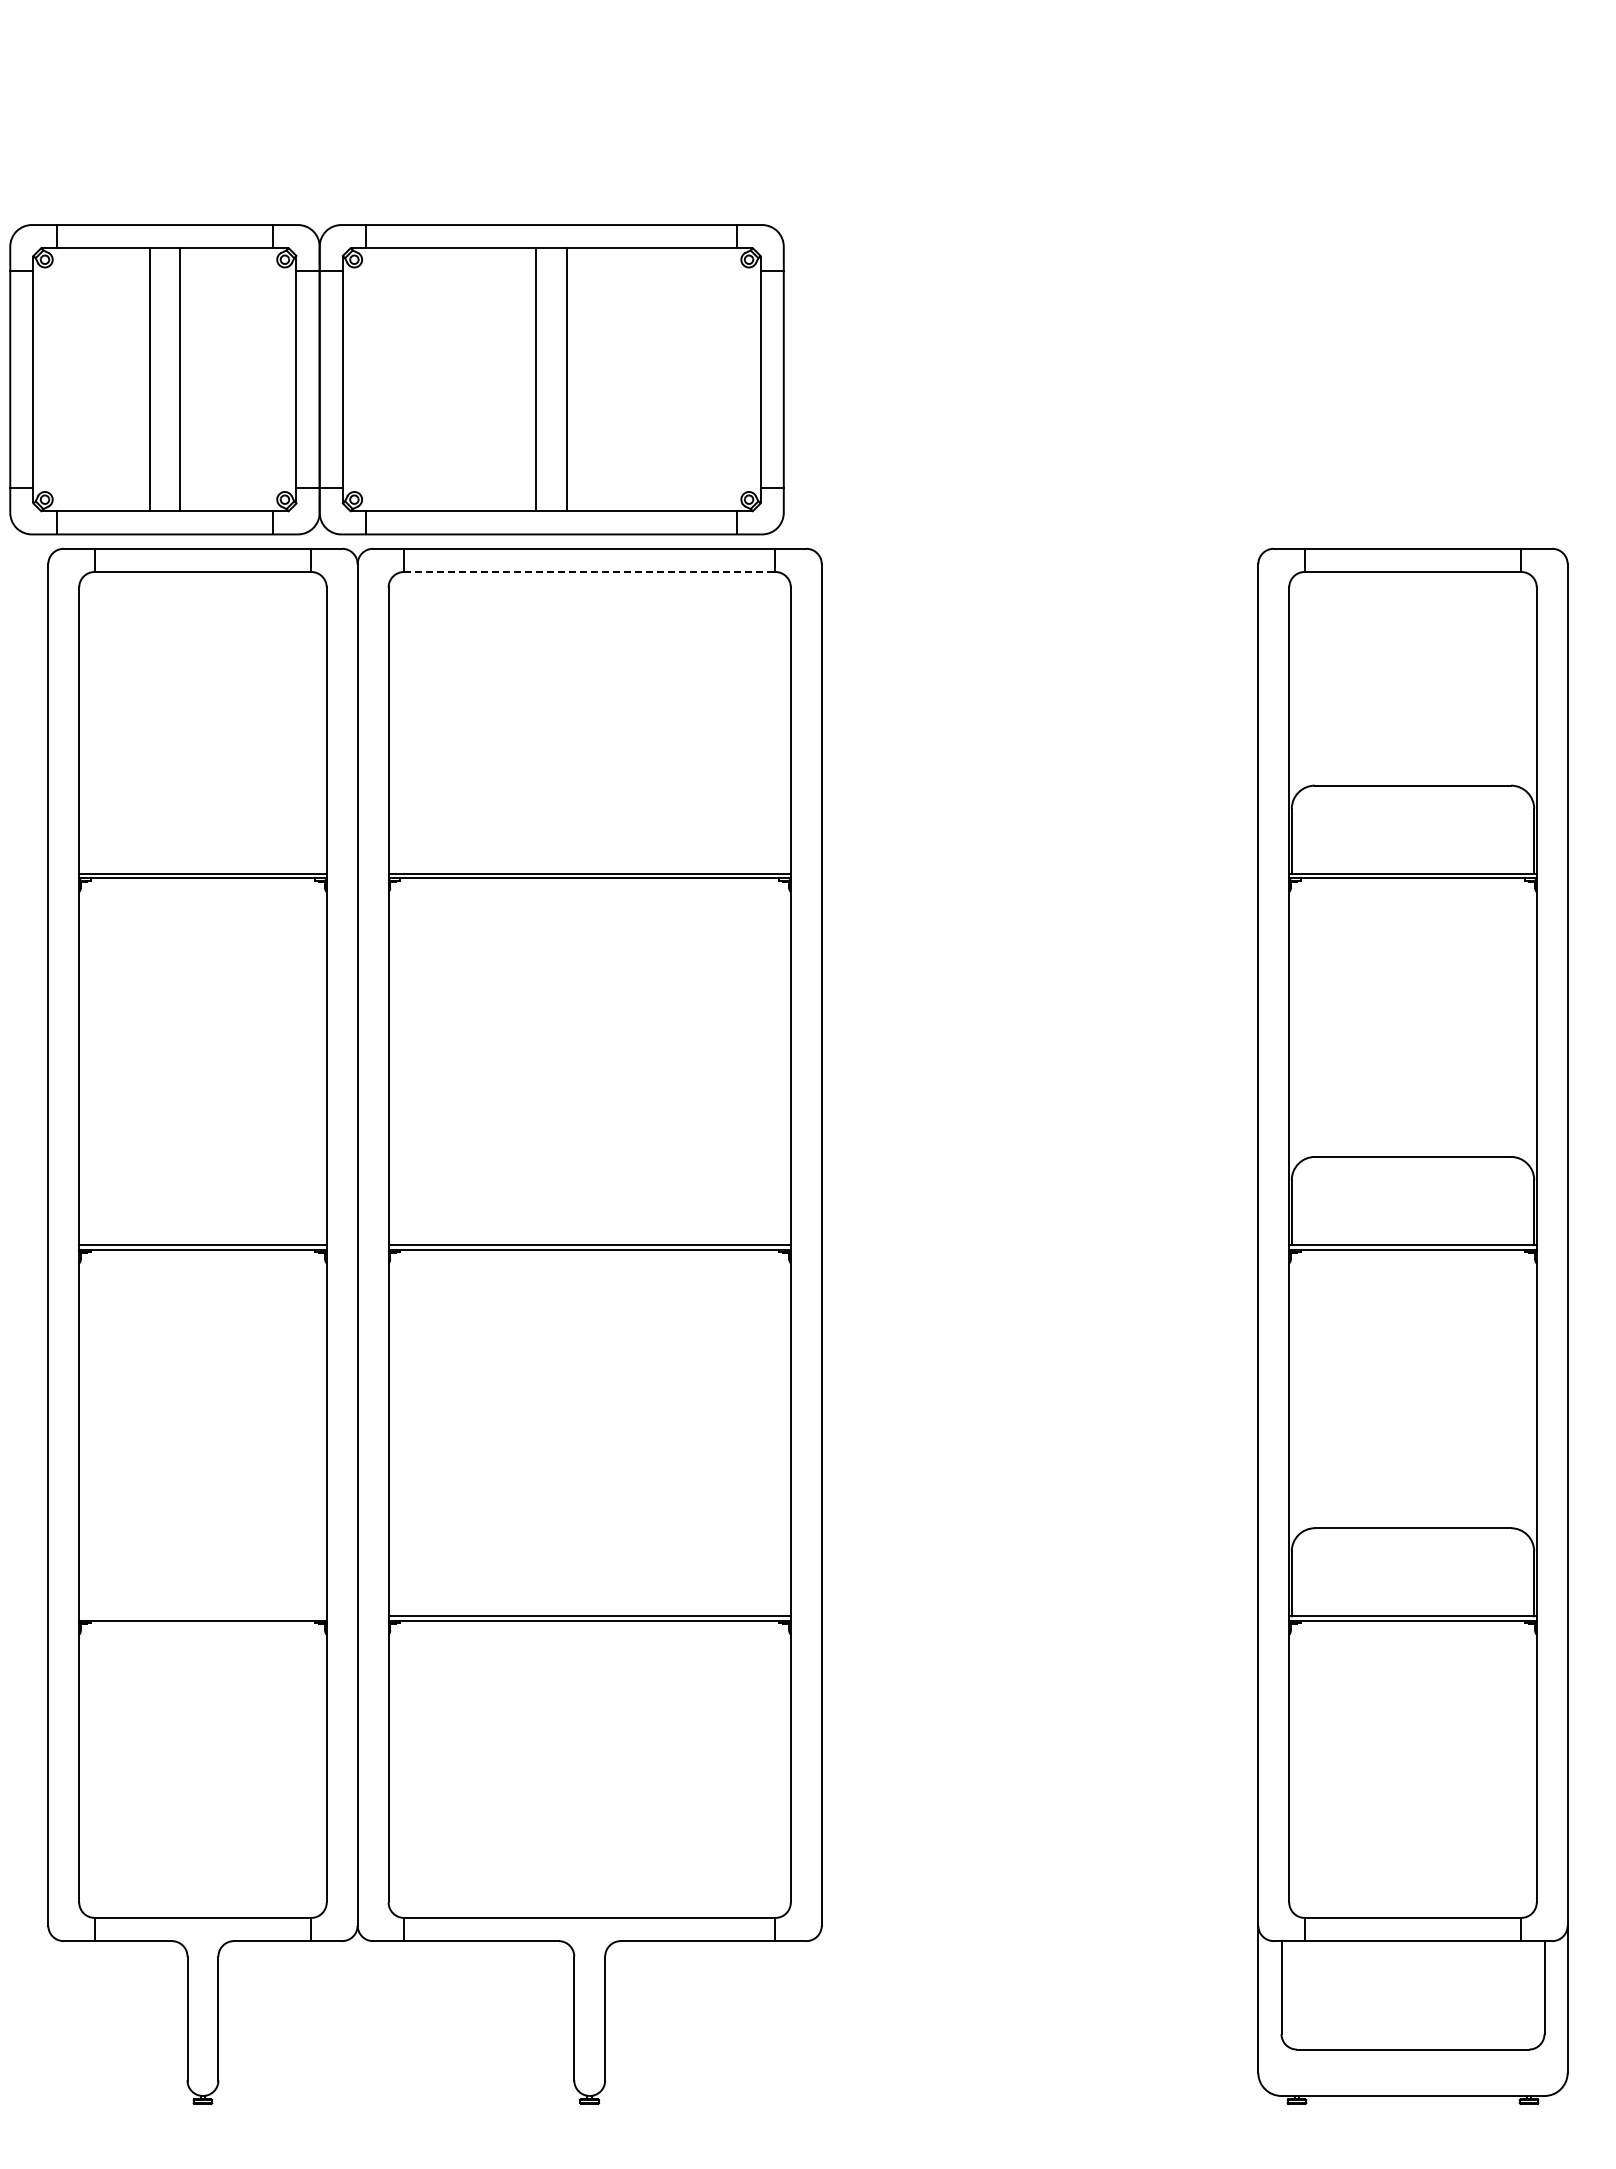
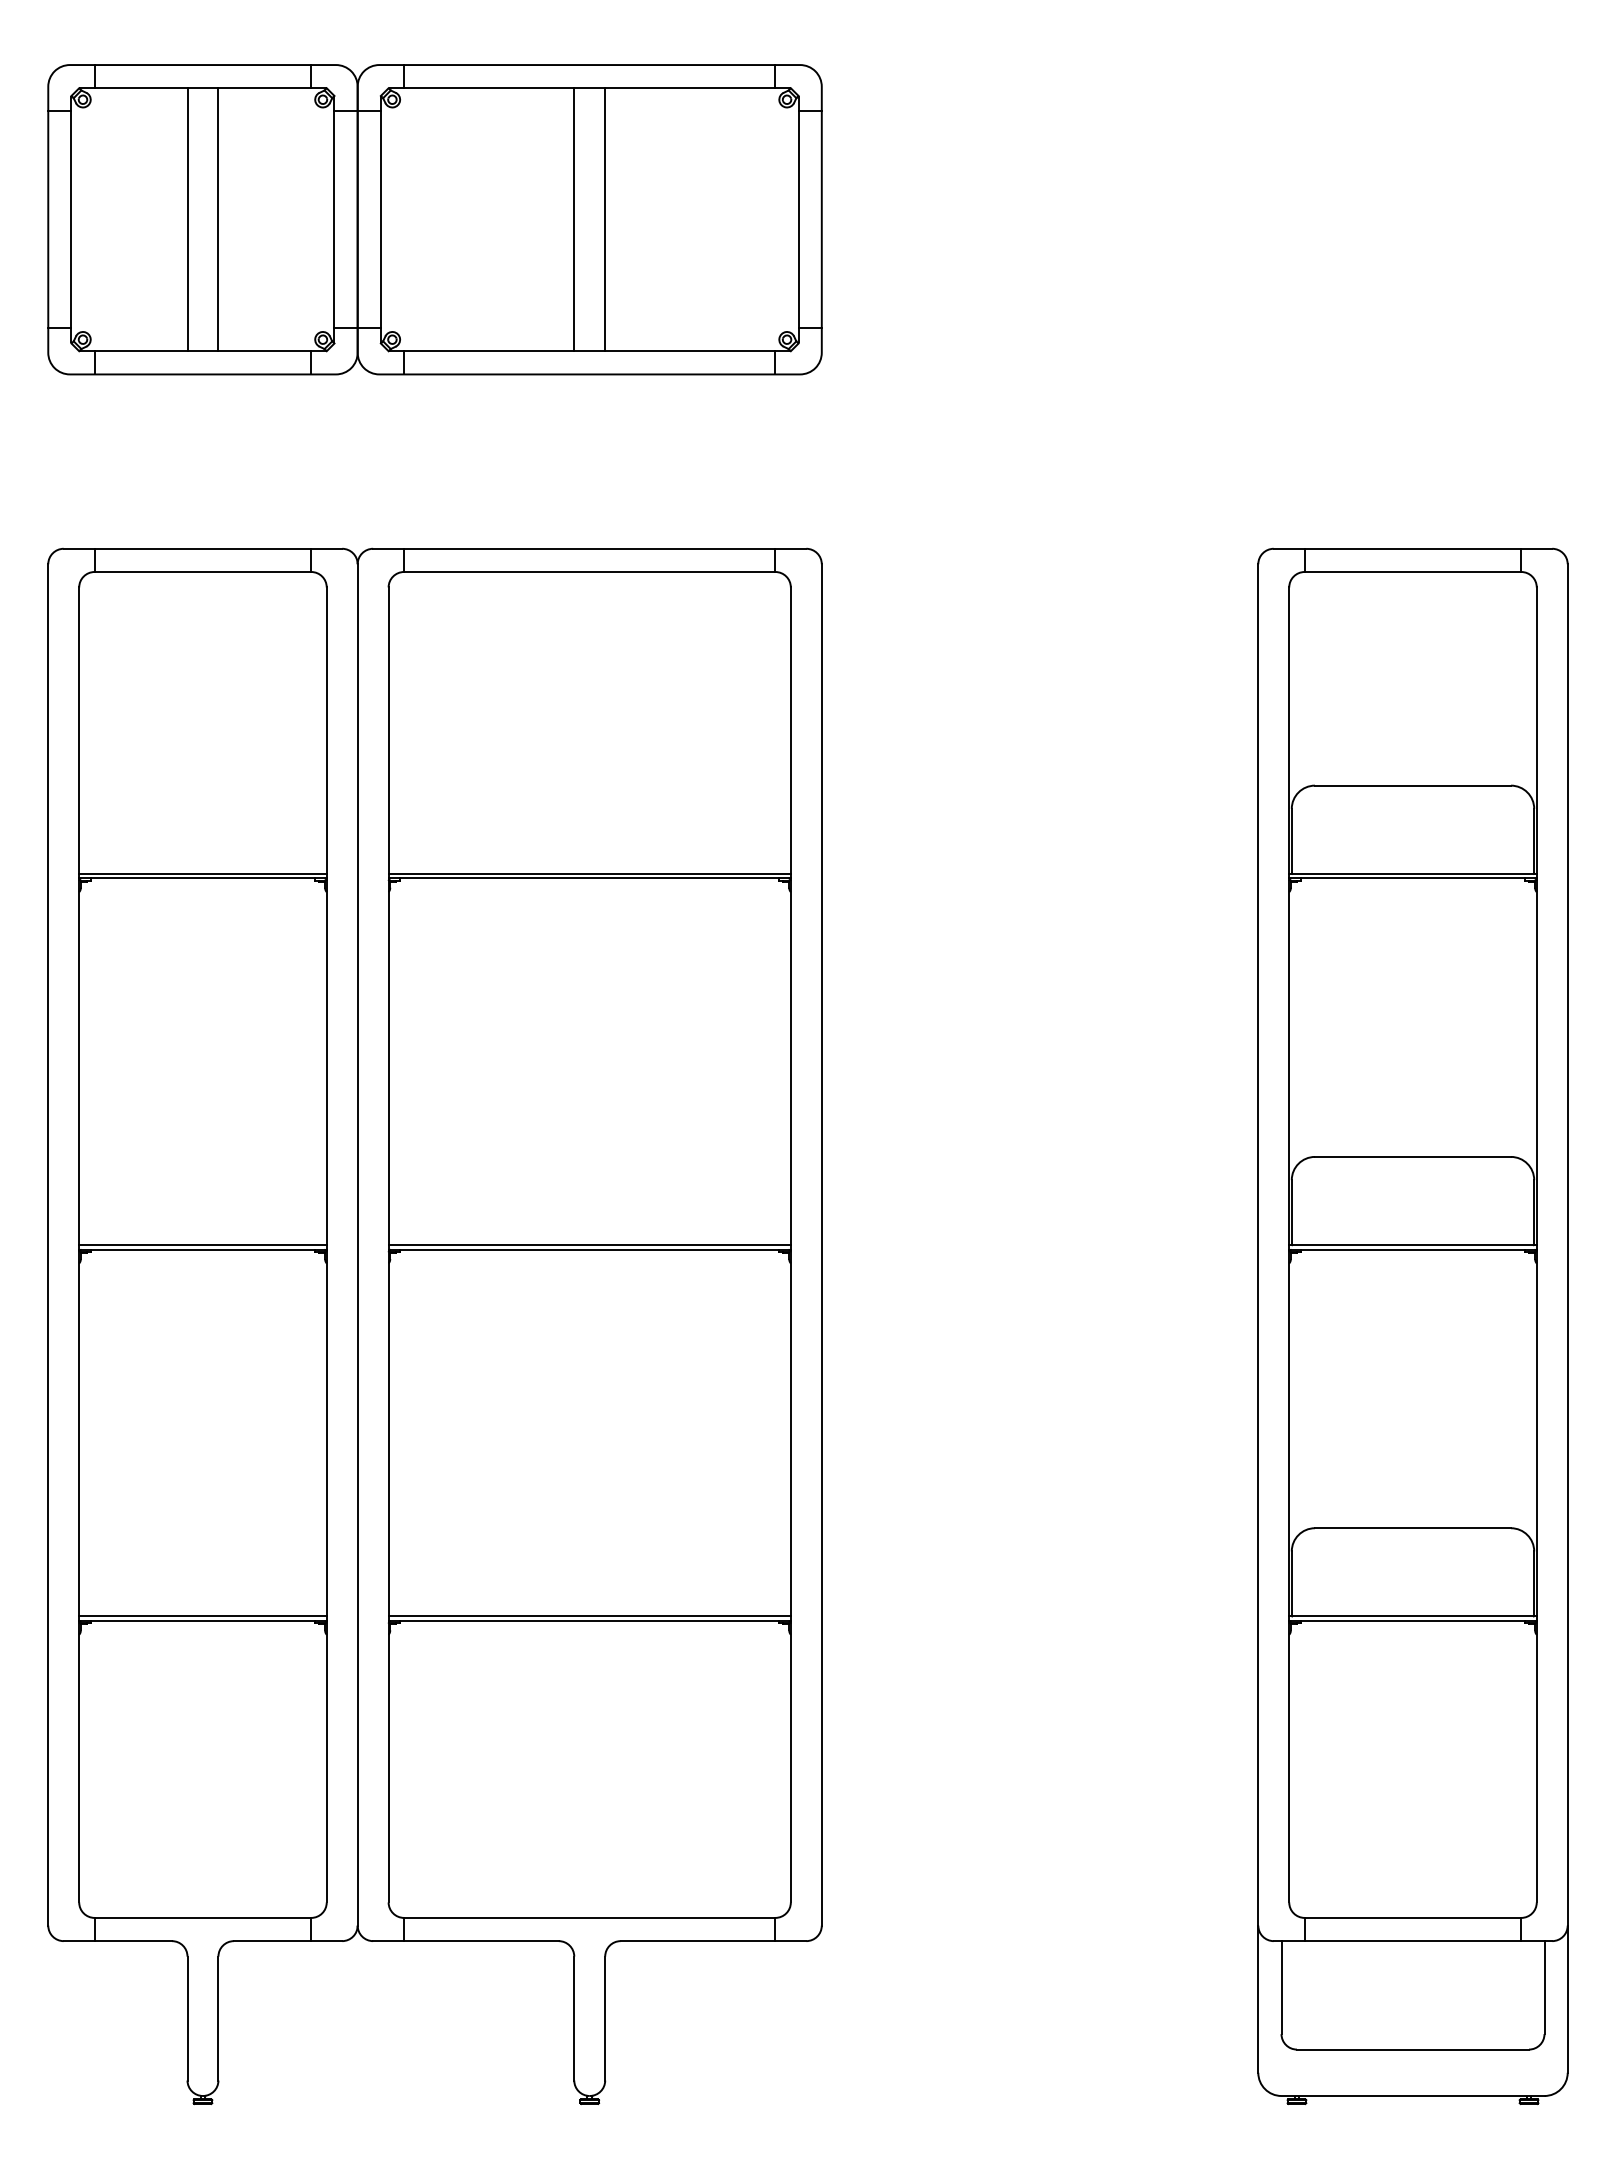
part position: (396, 379) -> (434, 219) (434, 219)
line: dashed -> solid (589, 572)
line: none -> present (202, 1616)
